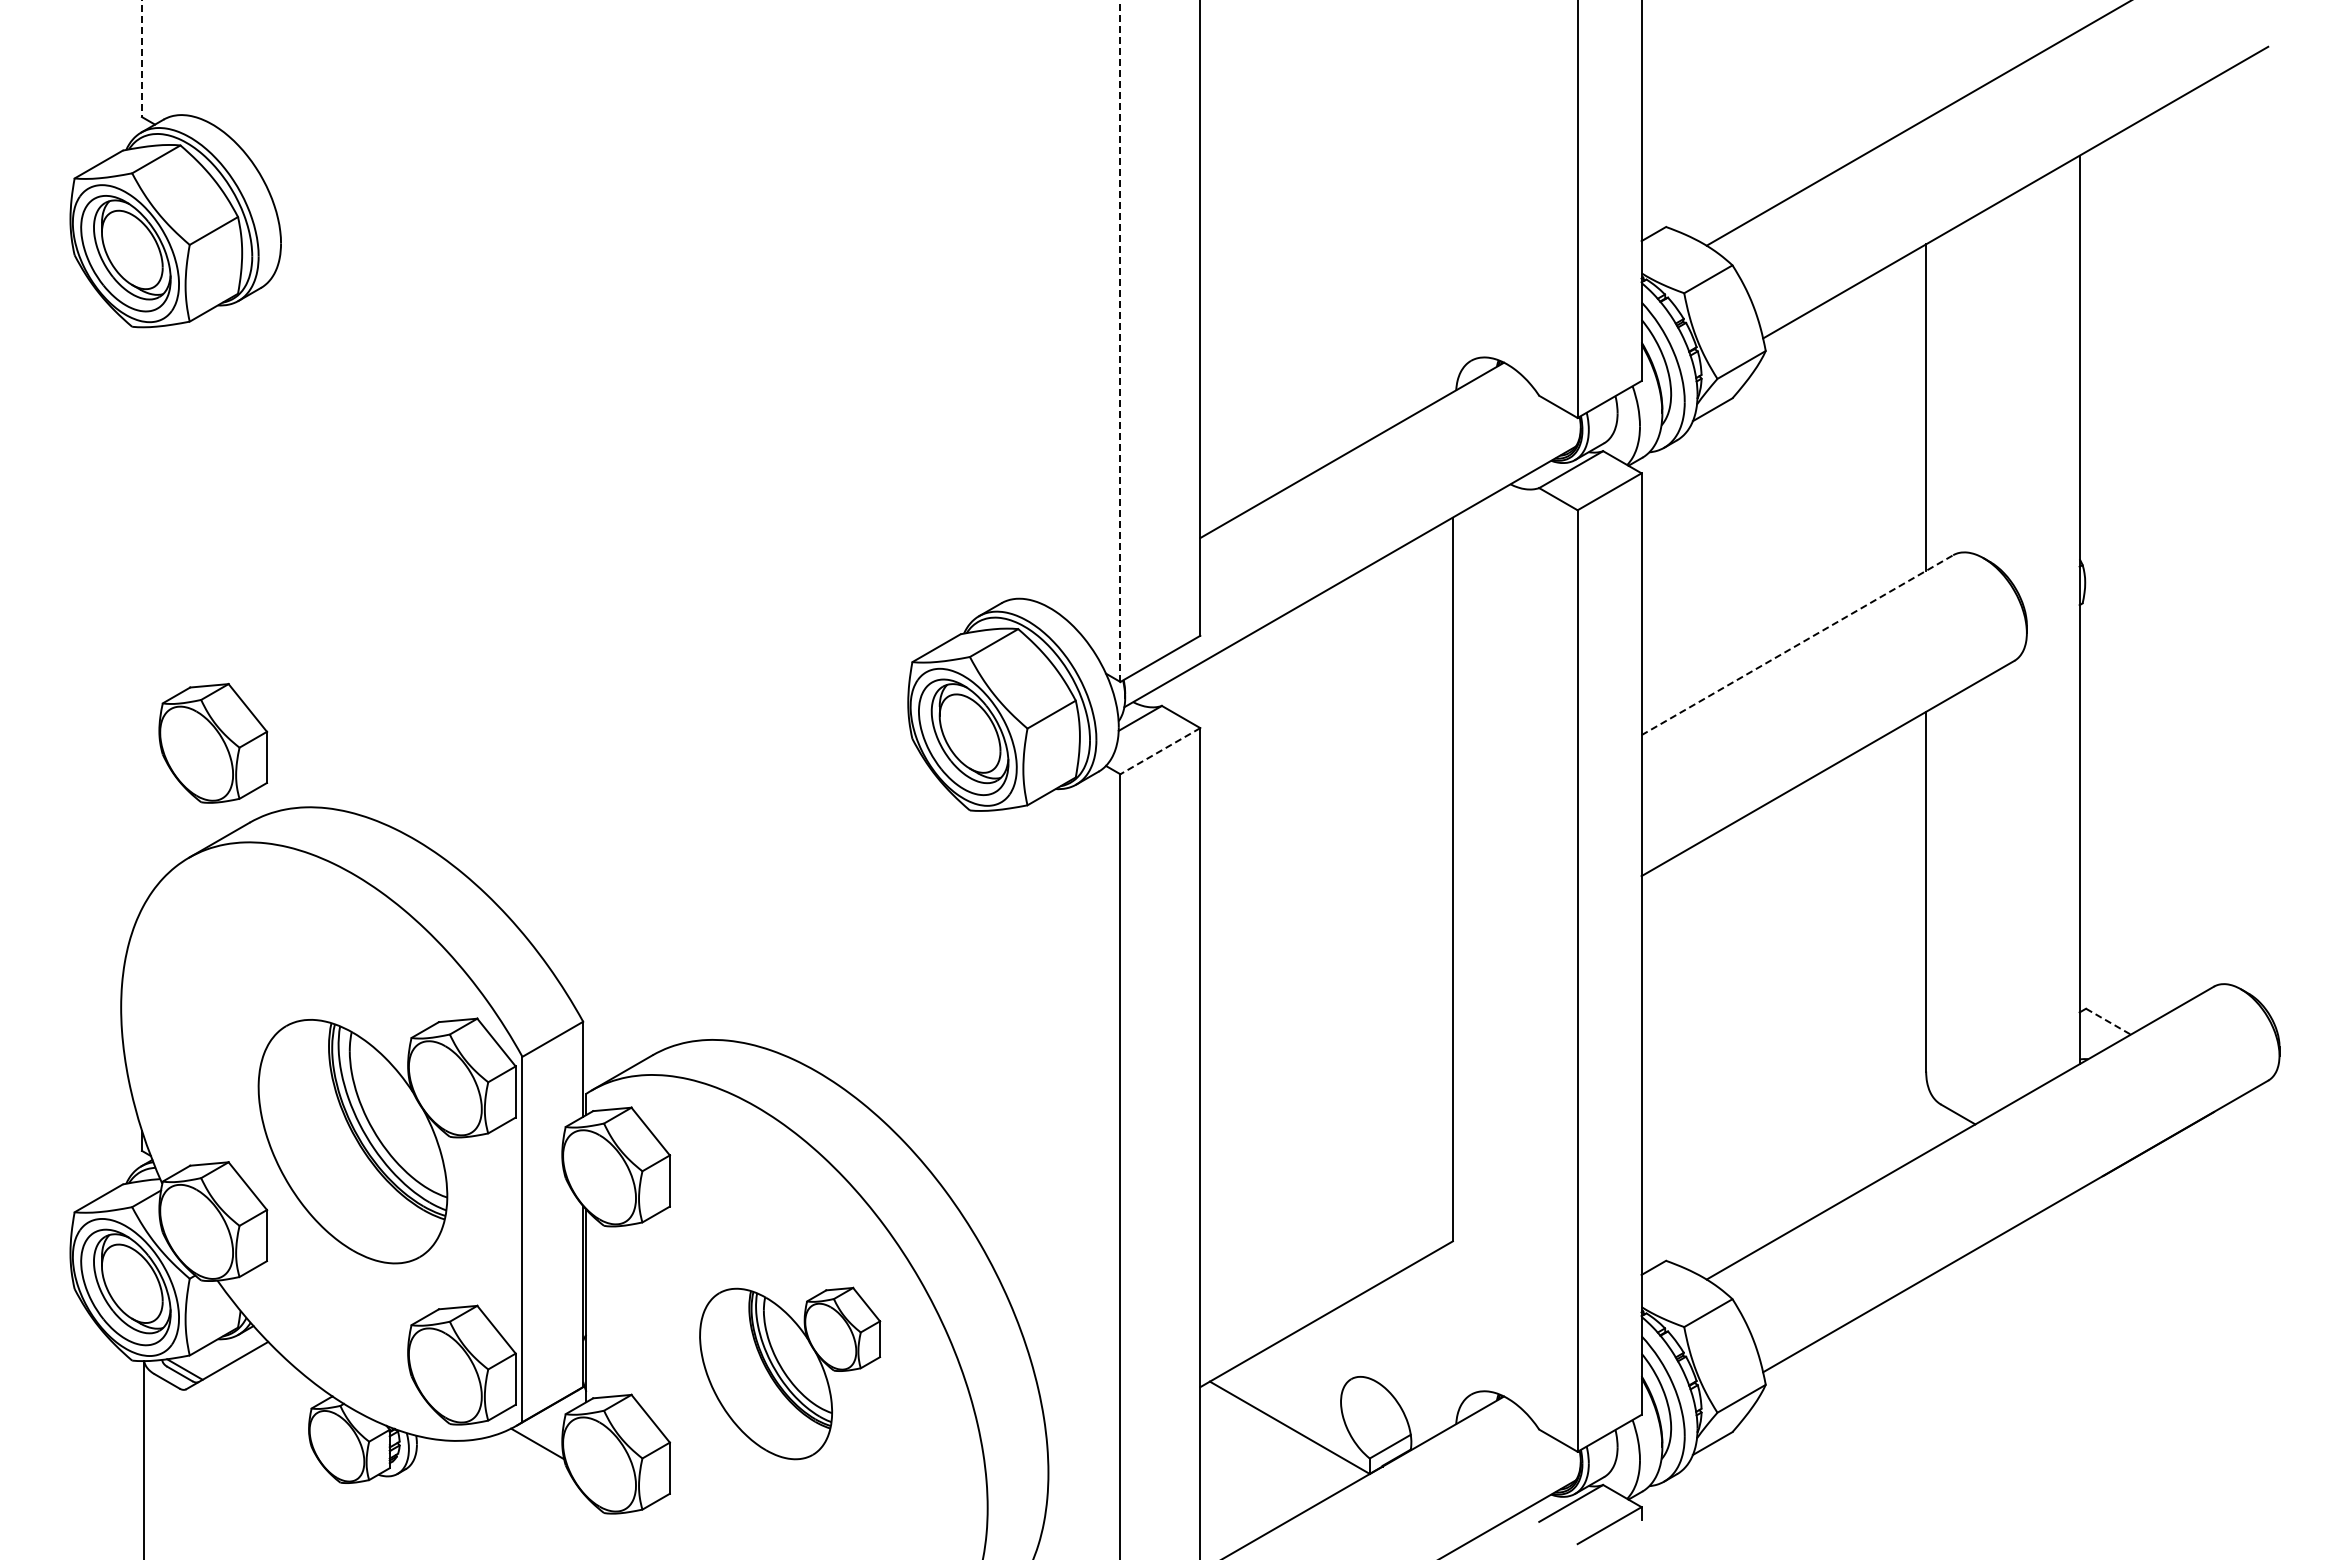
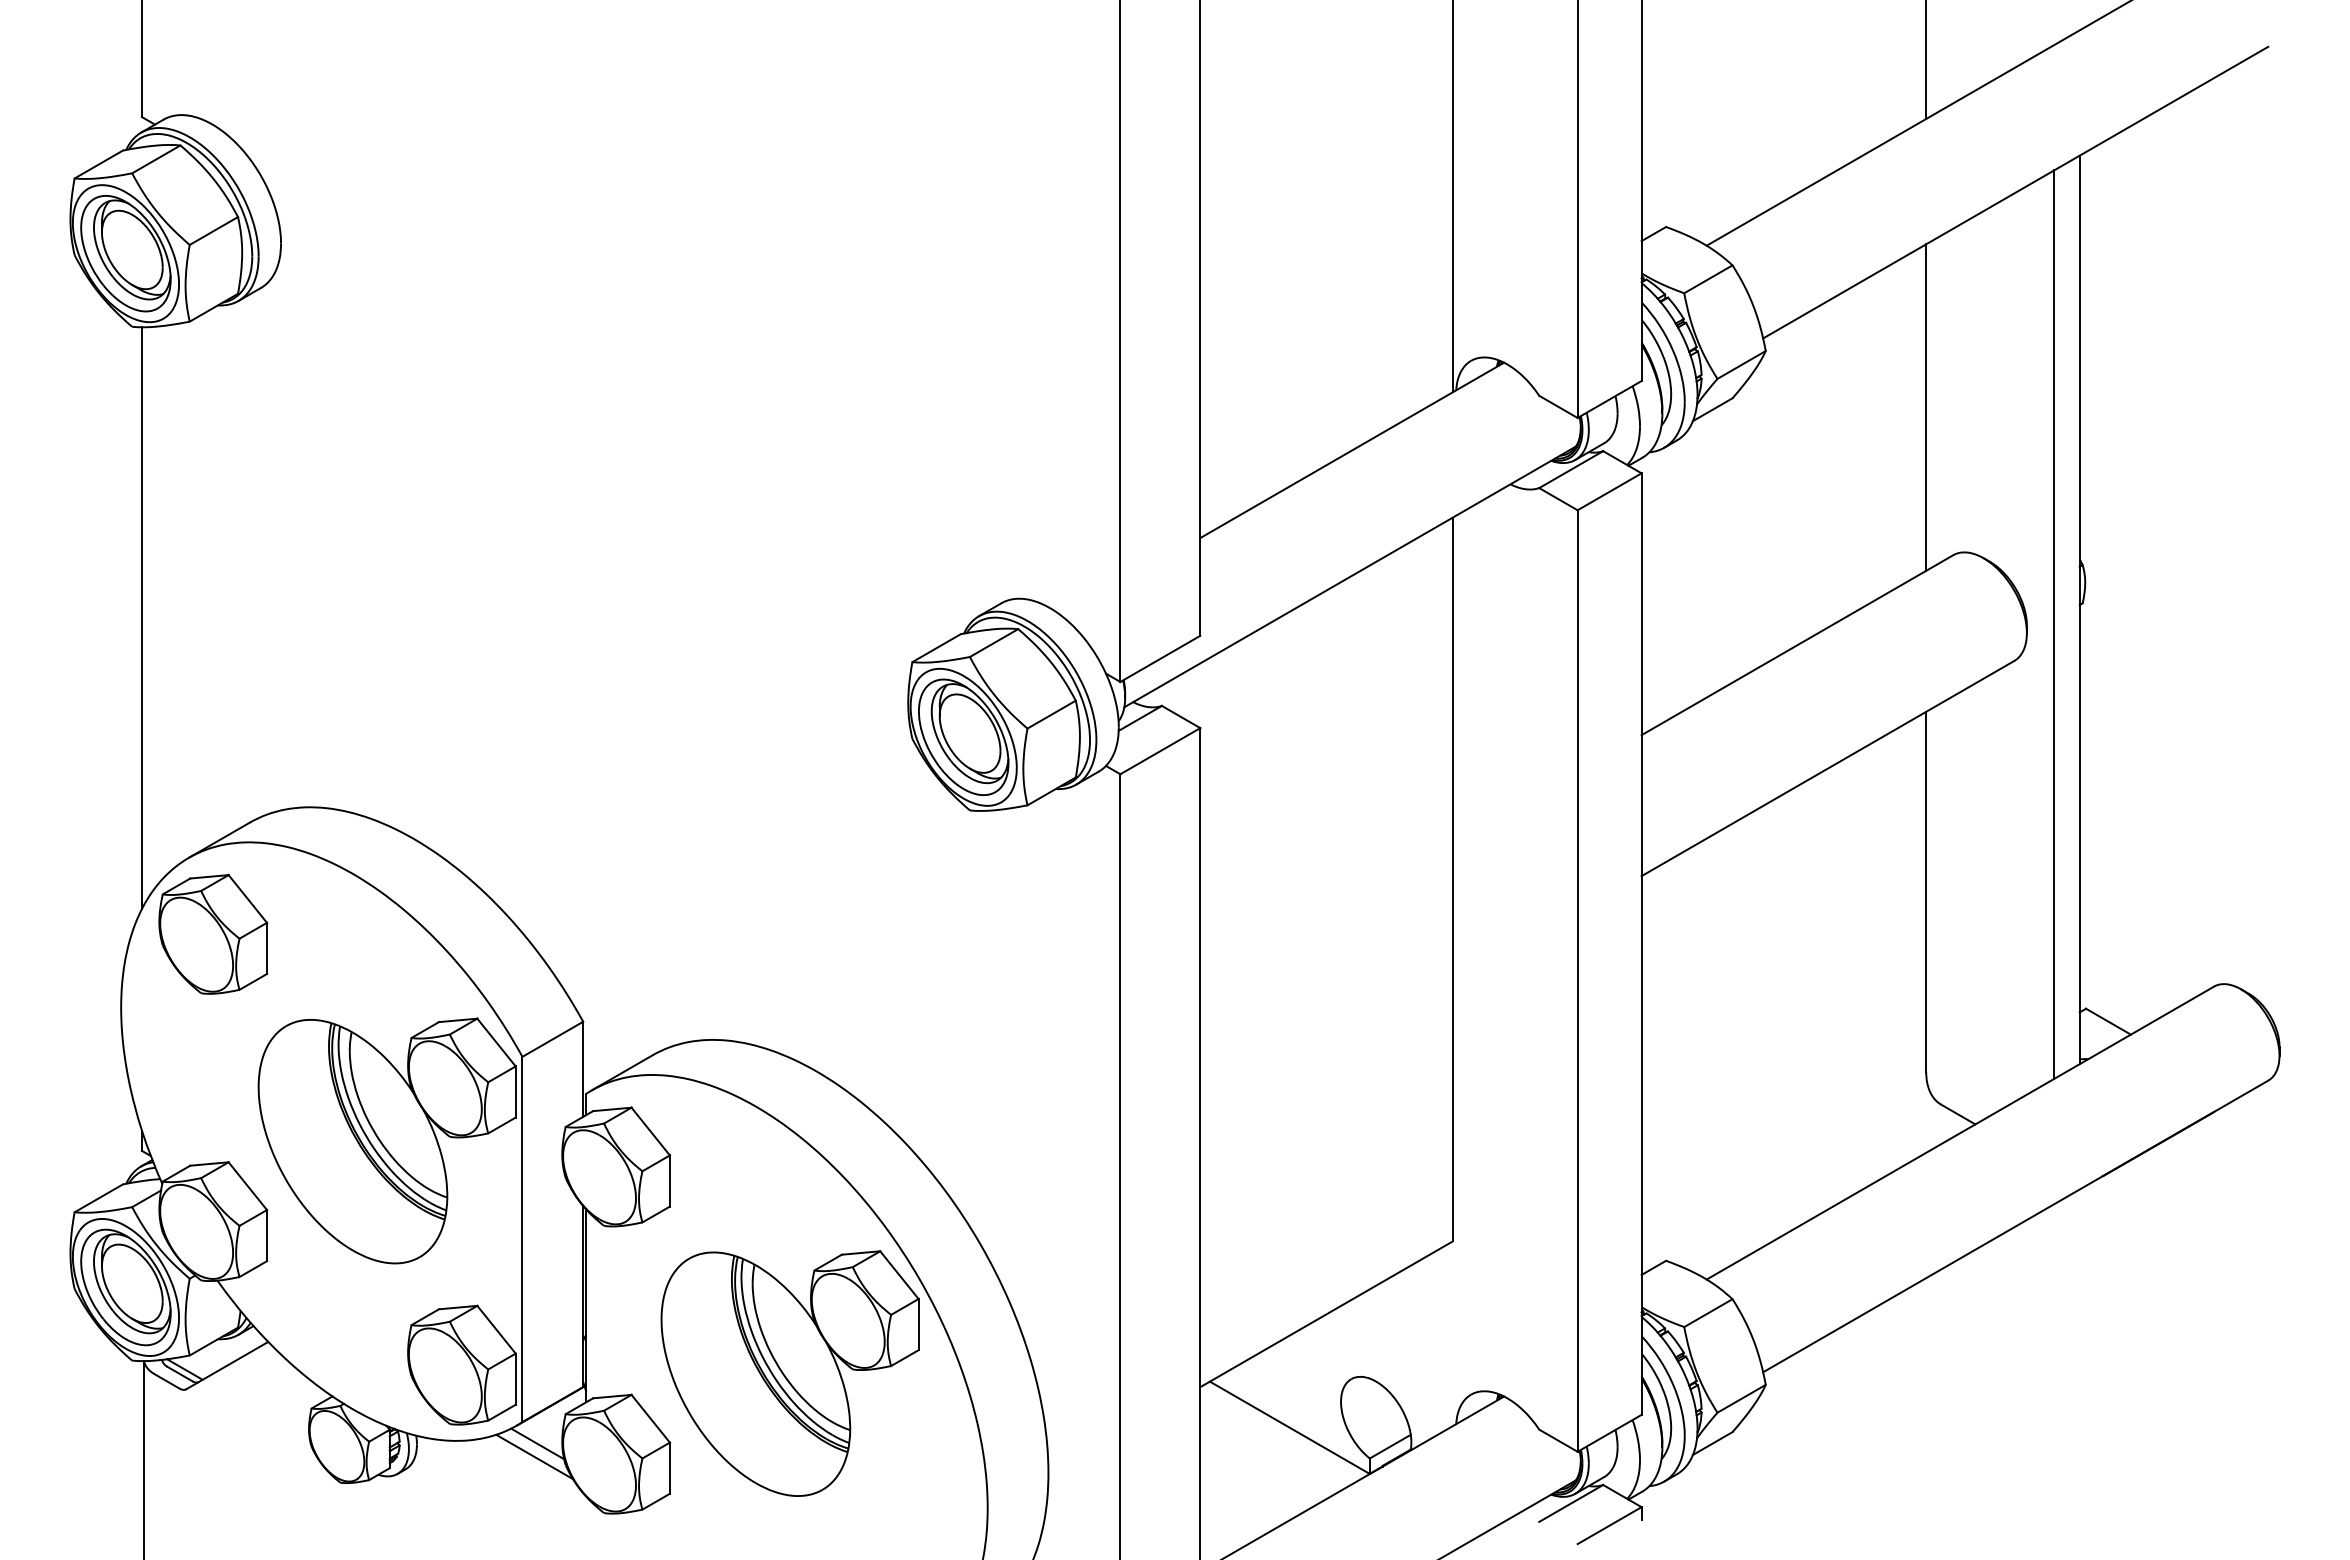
line: dashed -> solid (141, 59)
line: none -> present (1926, 60)
line: none -> present (1452, 197)
line: dashed -> solid (1120, 341)
line: none -> present (141, 618)
line: none -> present (2054, 624)
line: dashed -> solid (1797, 645)
part position: (213, 743) -> (213, 934) (213, 934)
line: dashed -> solid (1159, 751)
line: dashed -> solid (2108, 1021)
part size: 183x175 px -> 260x247 px (789, 1373)
line: none -> present (534, 1456)
